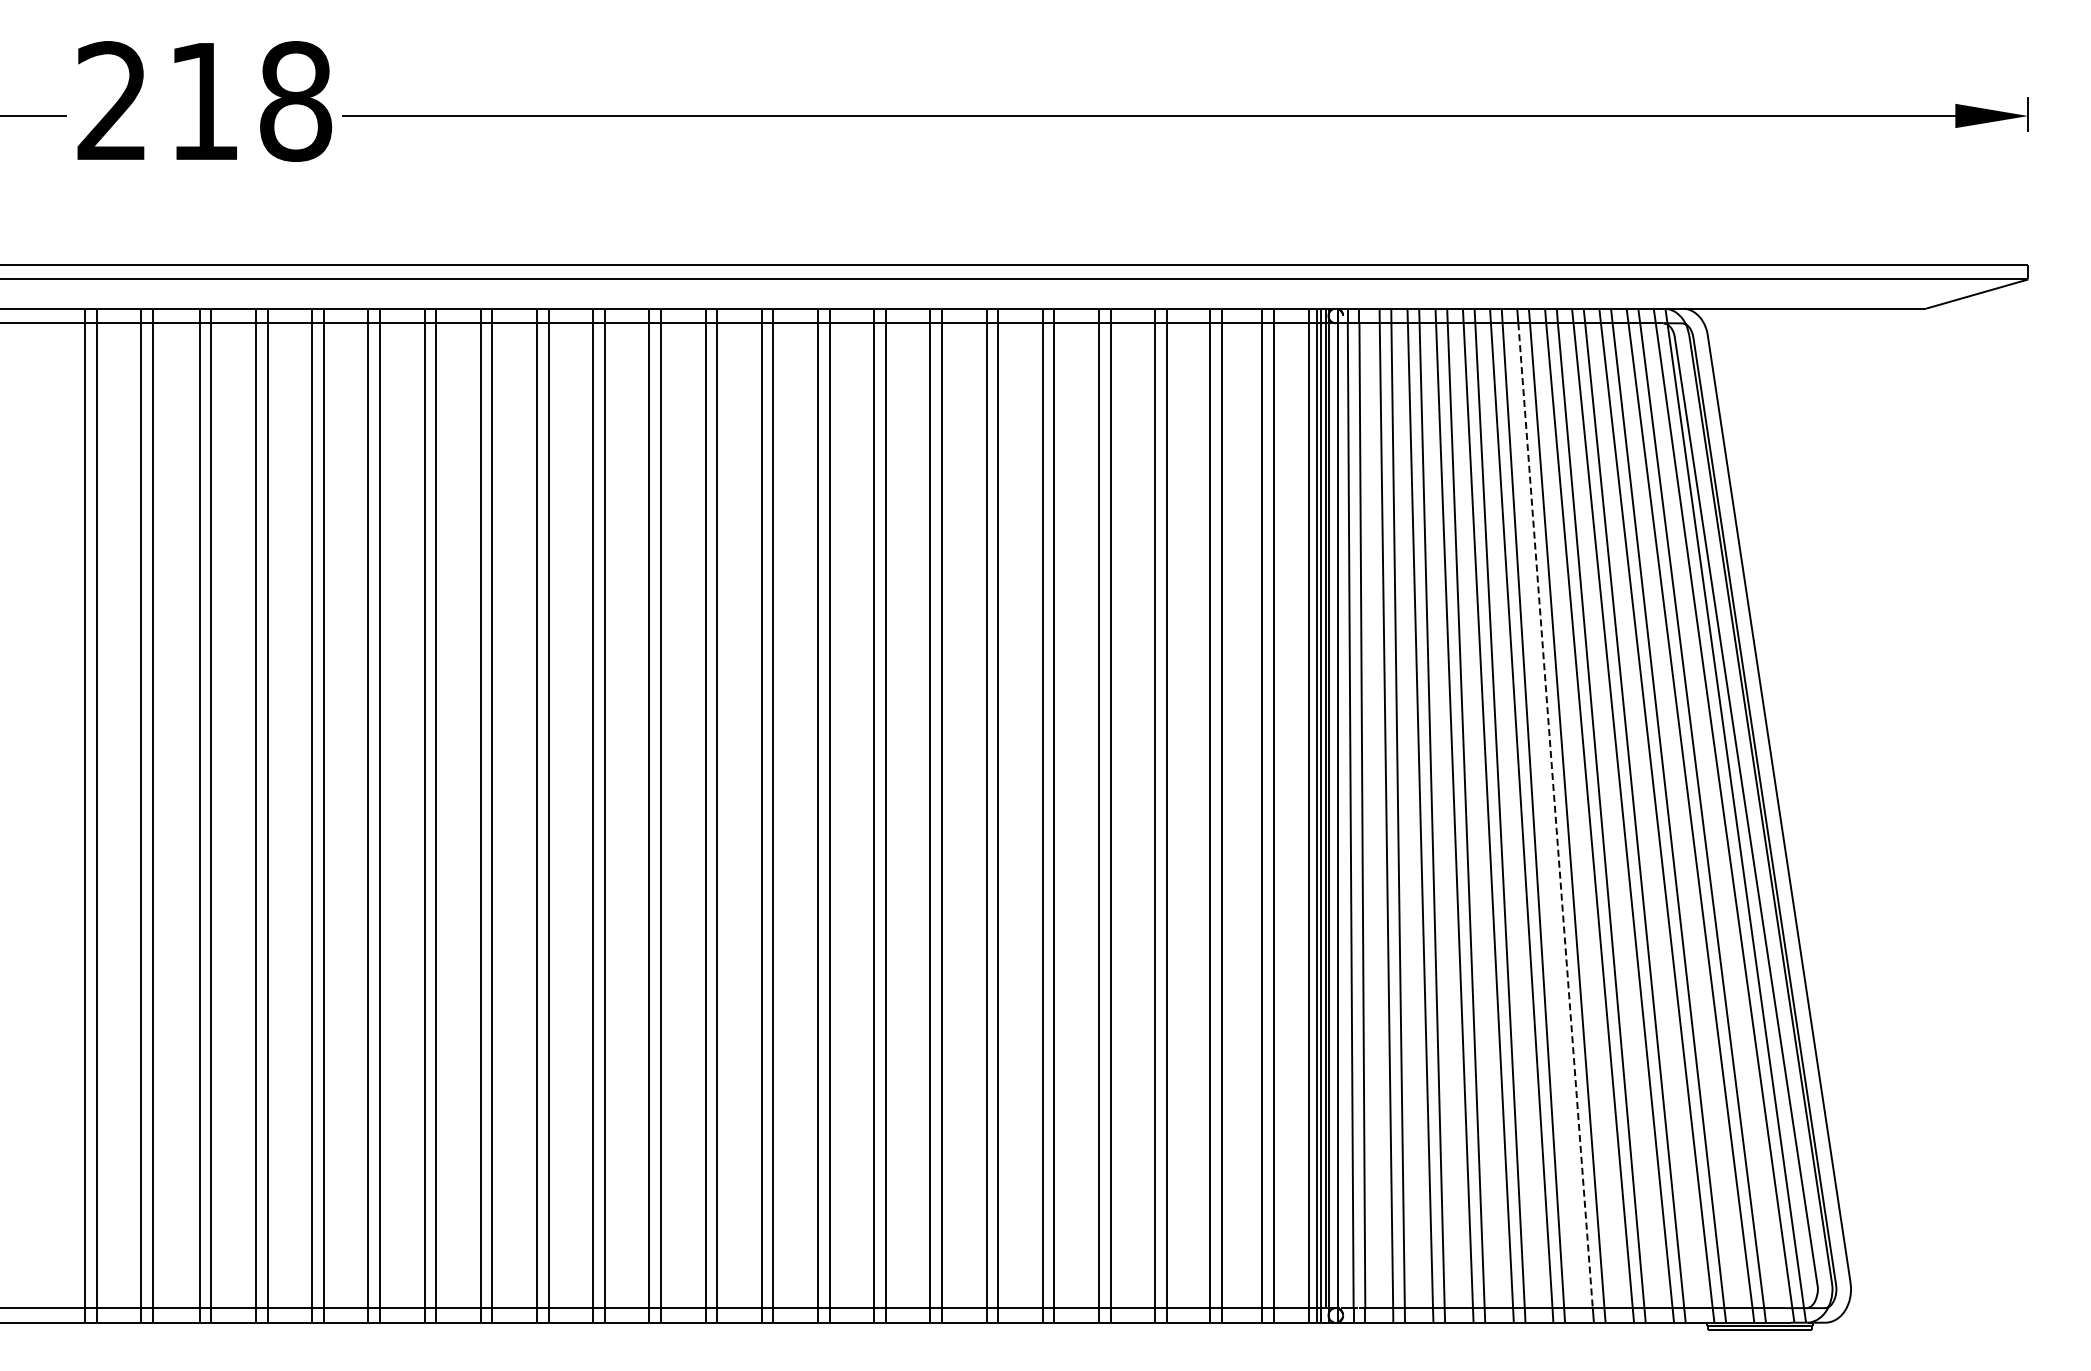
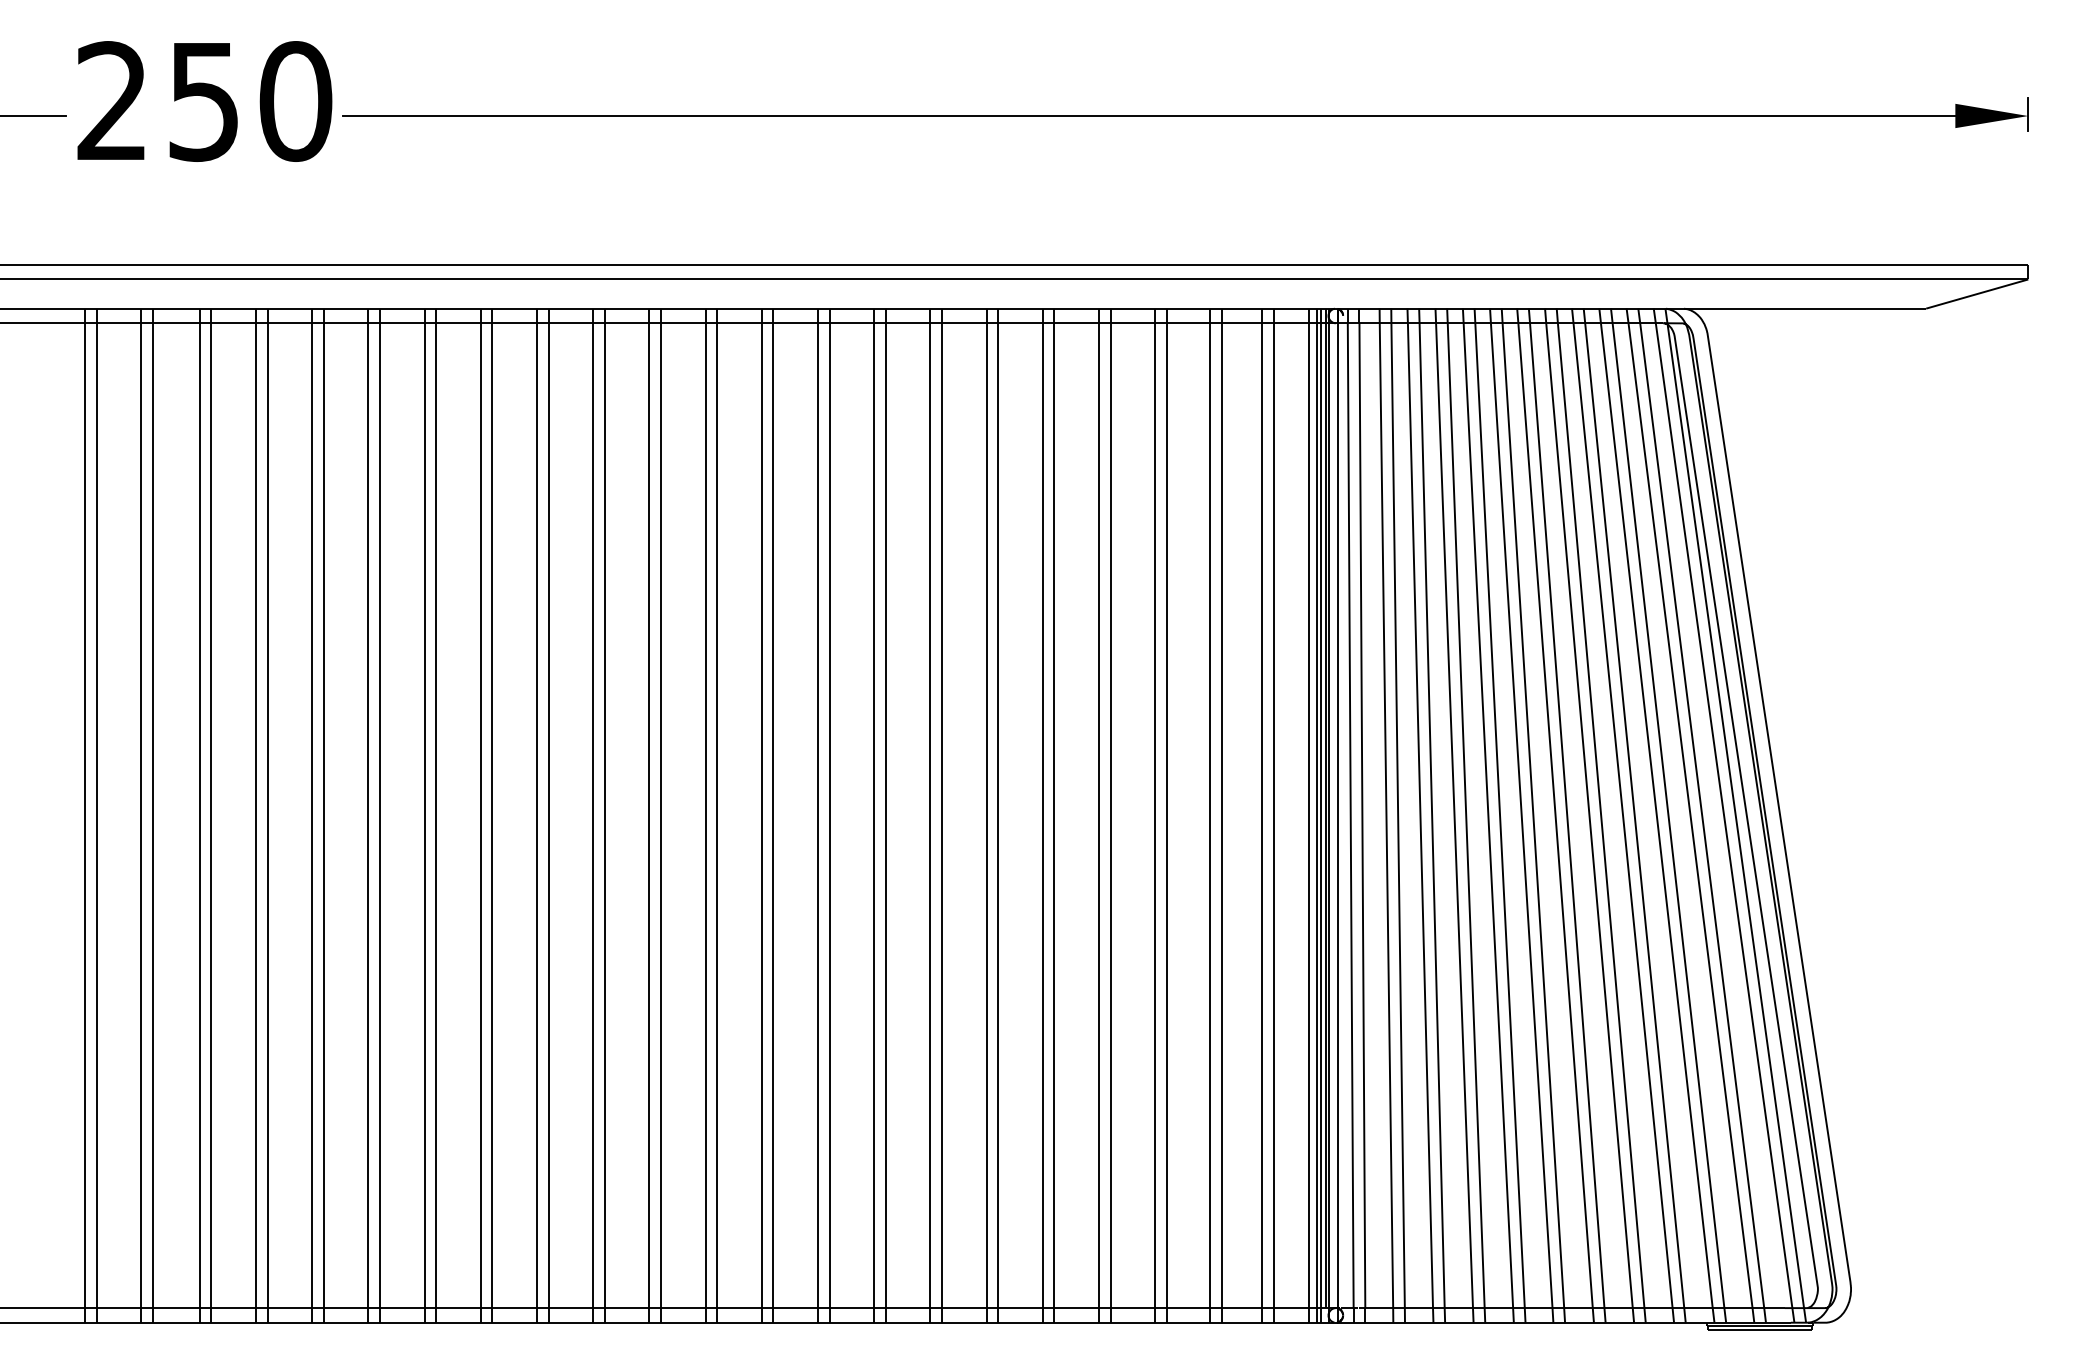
text: 218 -> 250 (250, 101)
line: dashed -> solid (1555, 815)
